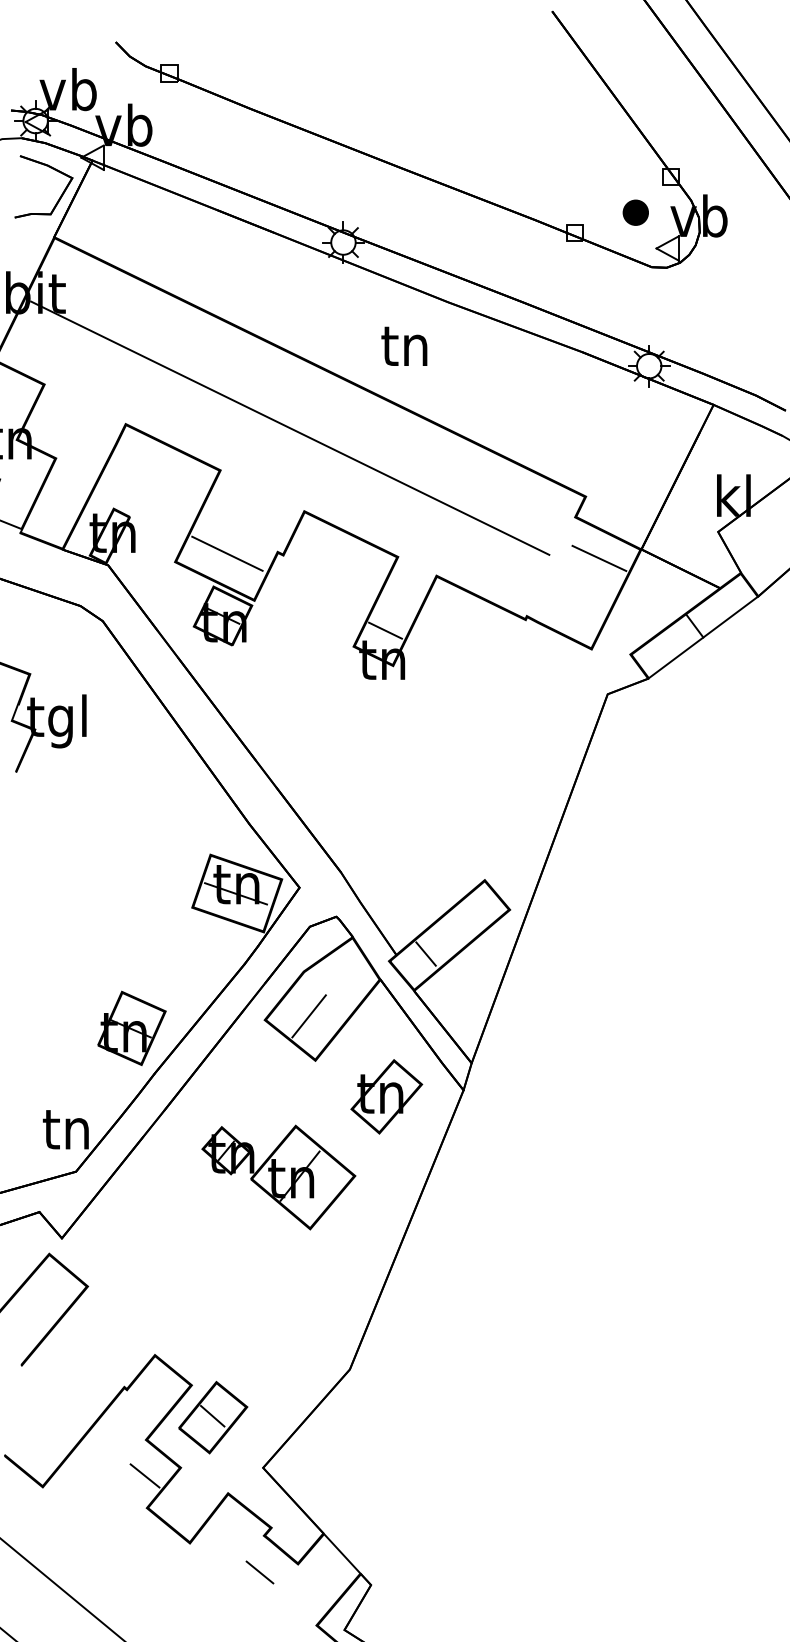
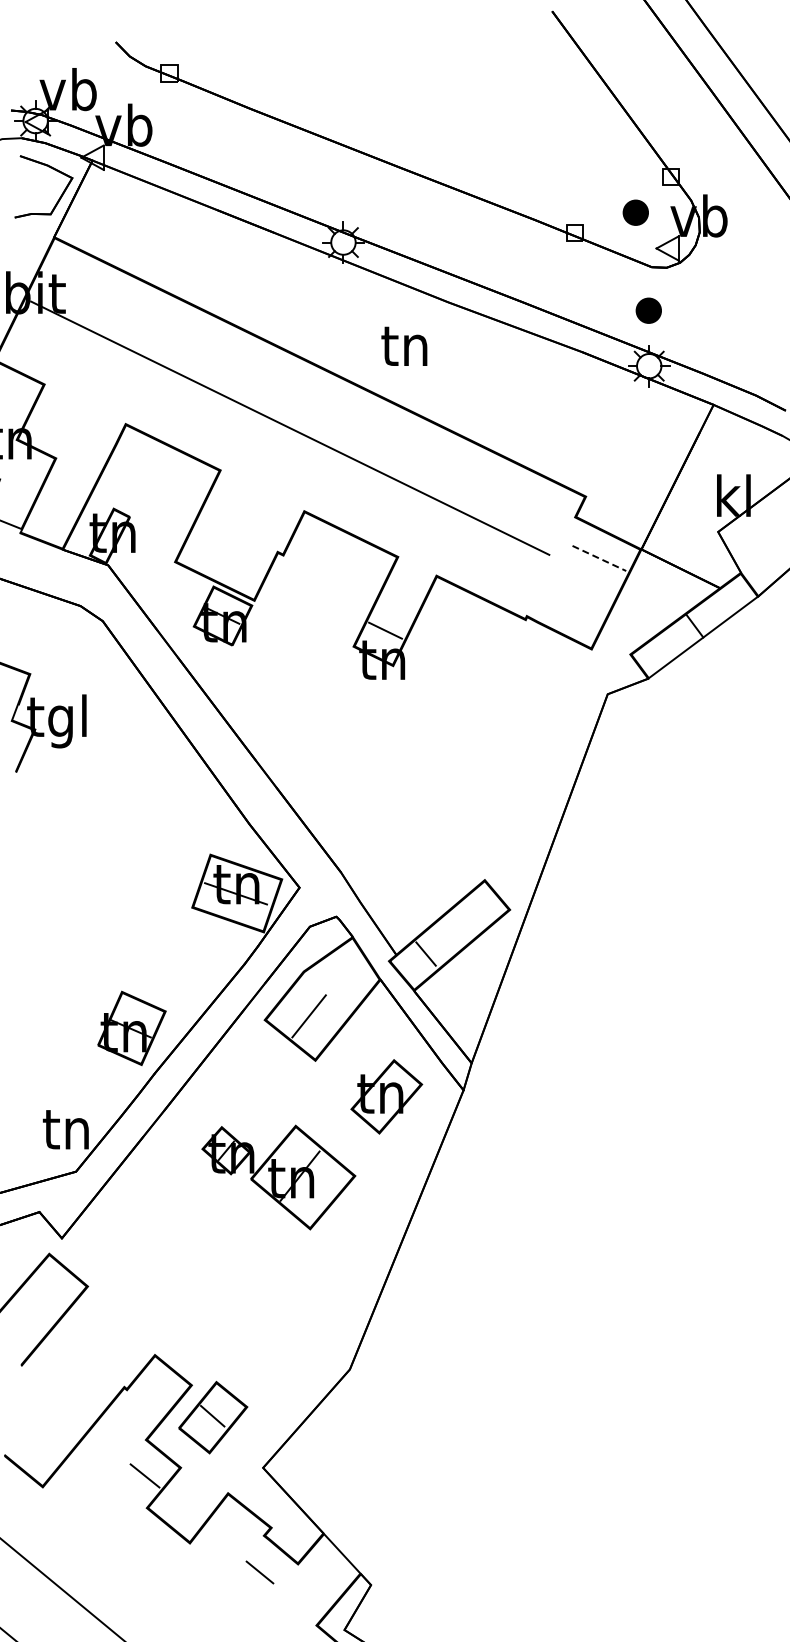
part: none -> present (648, 310)
line: present -> none (227, 553)
line: solid -> dashed (599, 558)
